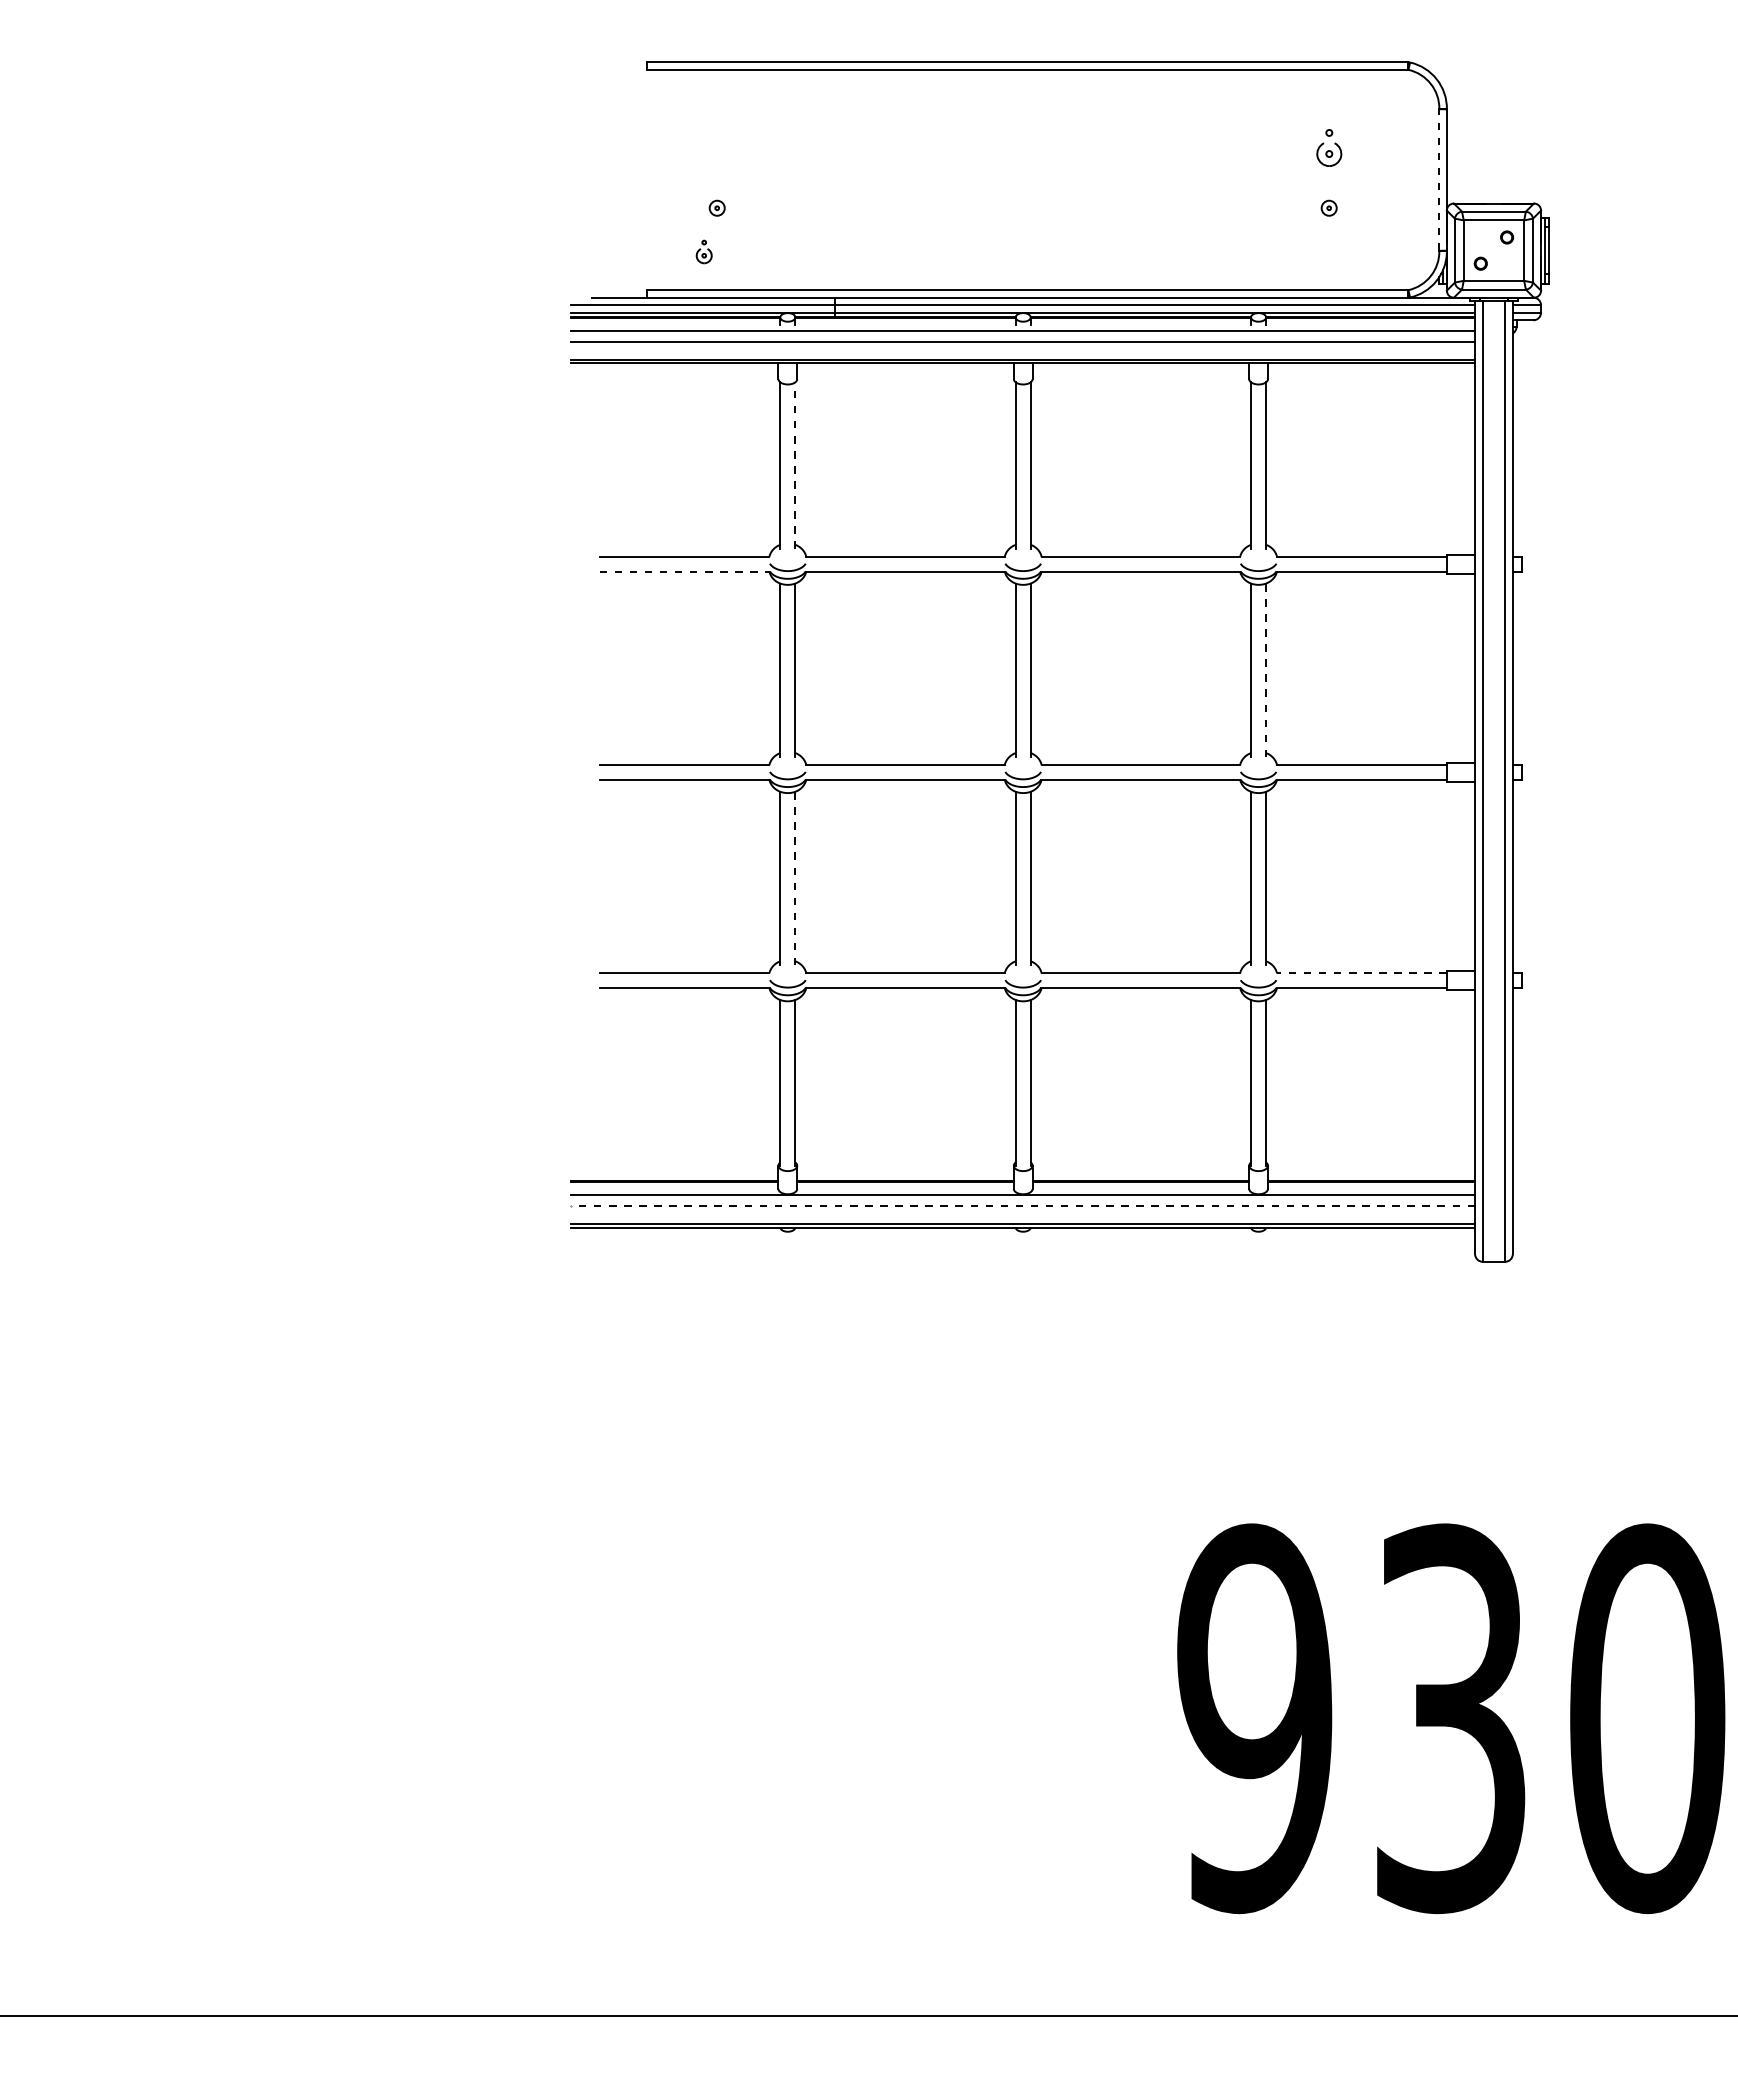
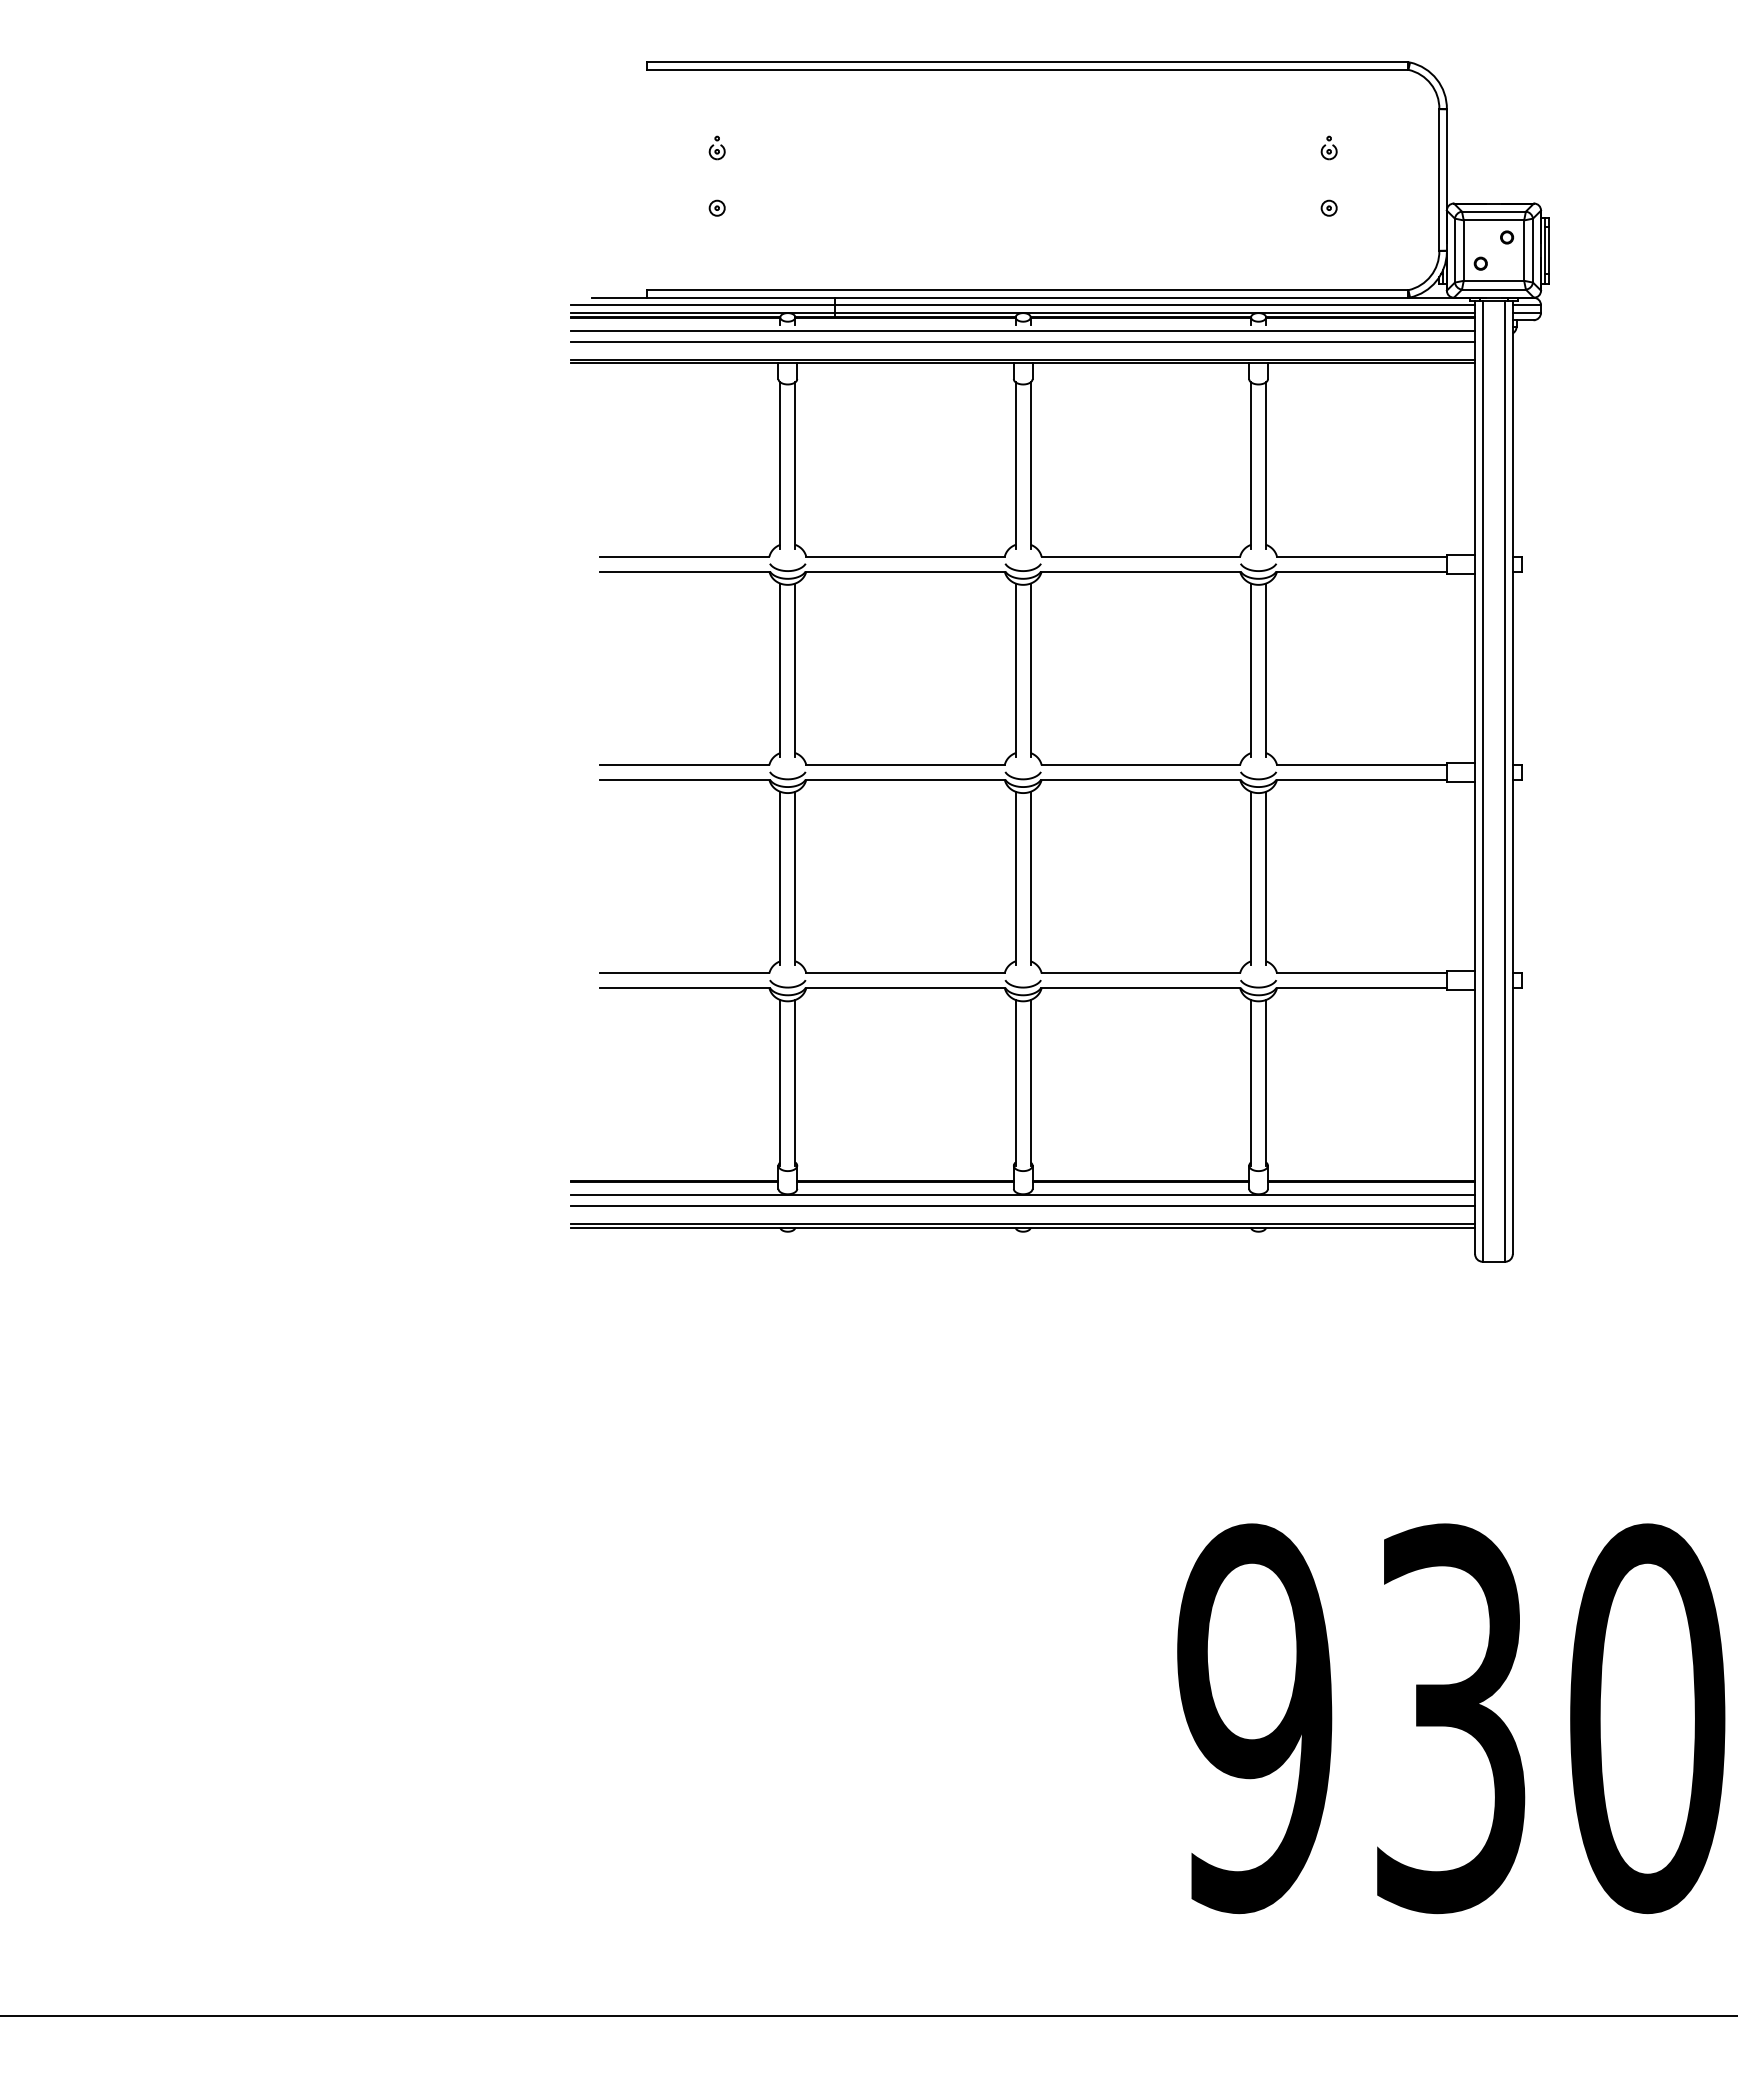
part size: 27x38 px -> 18x26 px (1328, 147)
line: dashed -> solid (1439, 180)
part position: (703, 251) -> (716, 147) (716, 147)
line: dashed -> solid (795, 465)
line: dashed -> solid (685, 571)
line: dashed -> solid (1266, 670)
line: dashed -> solid (795, 878)
line: dashed -> solid (1361, 973)
line: dashed -> solid (1023, 1205)
